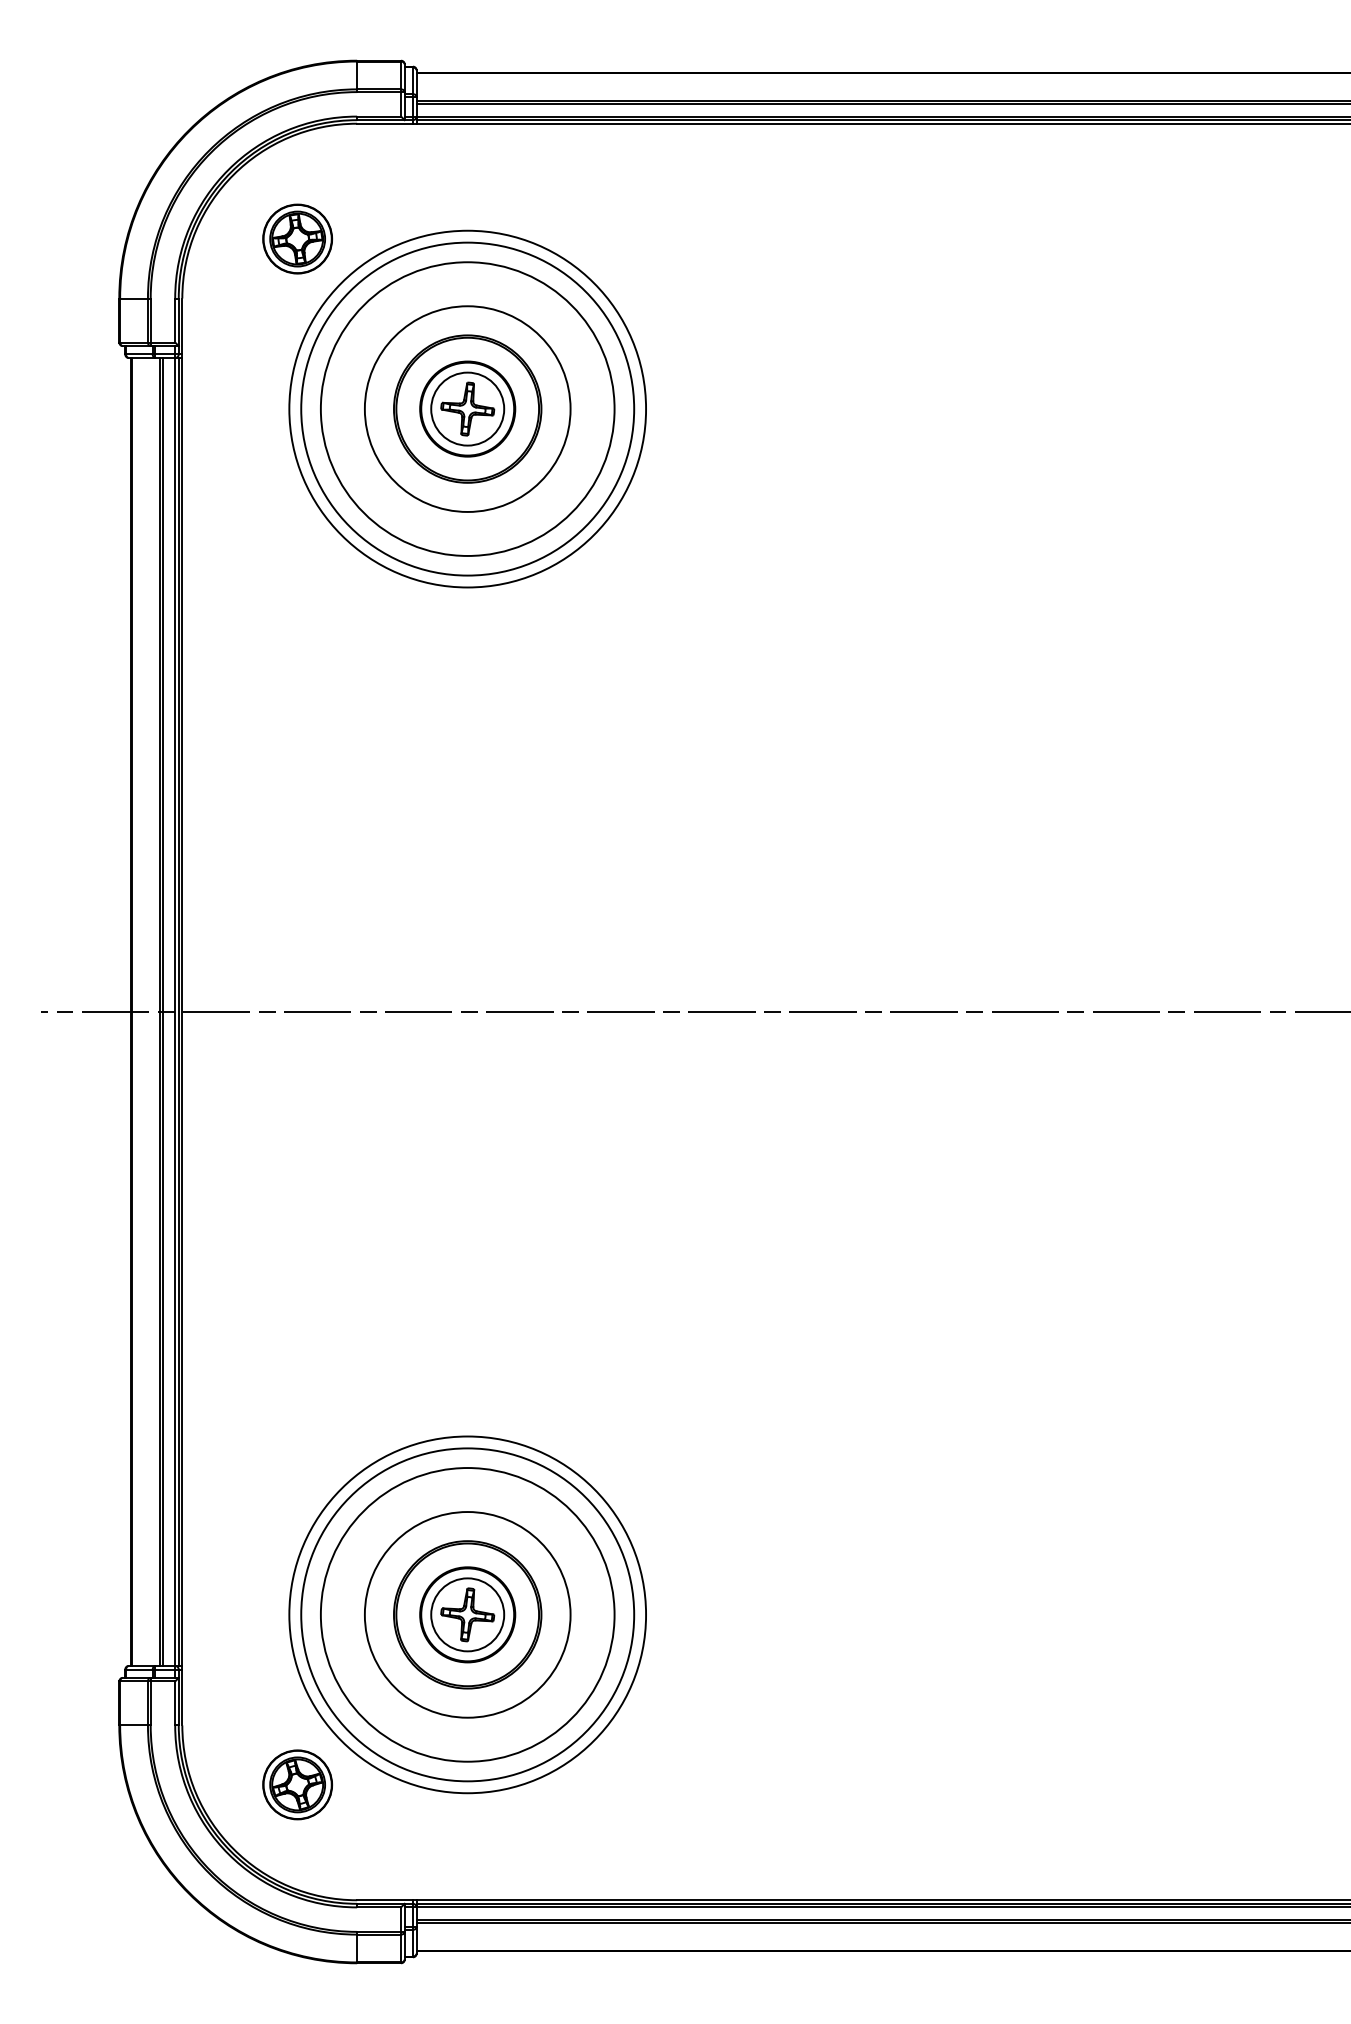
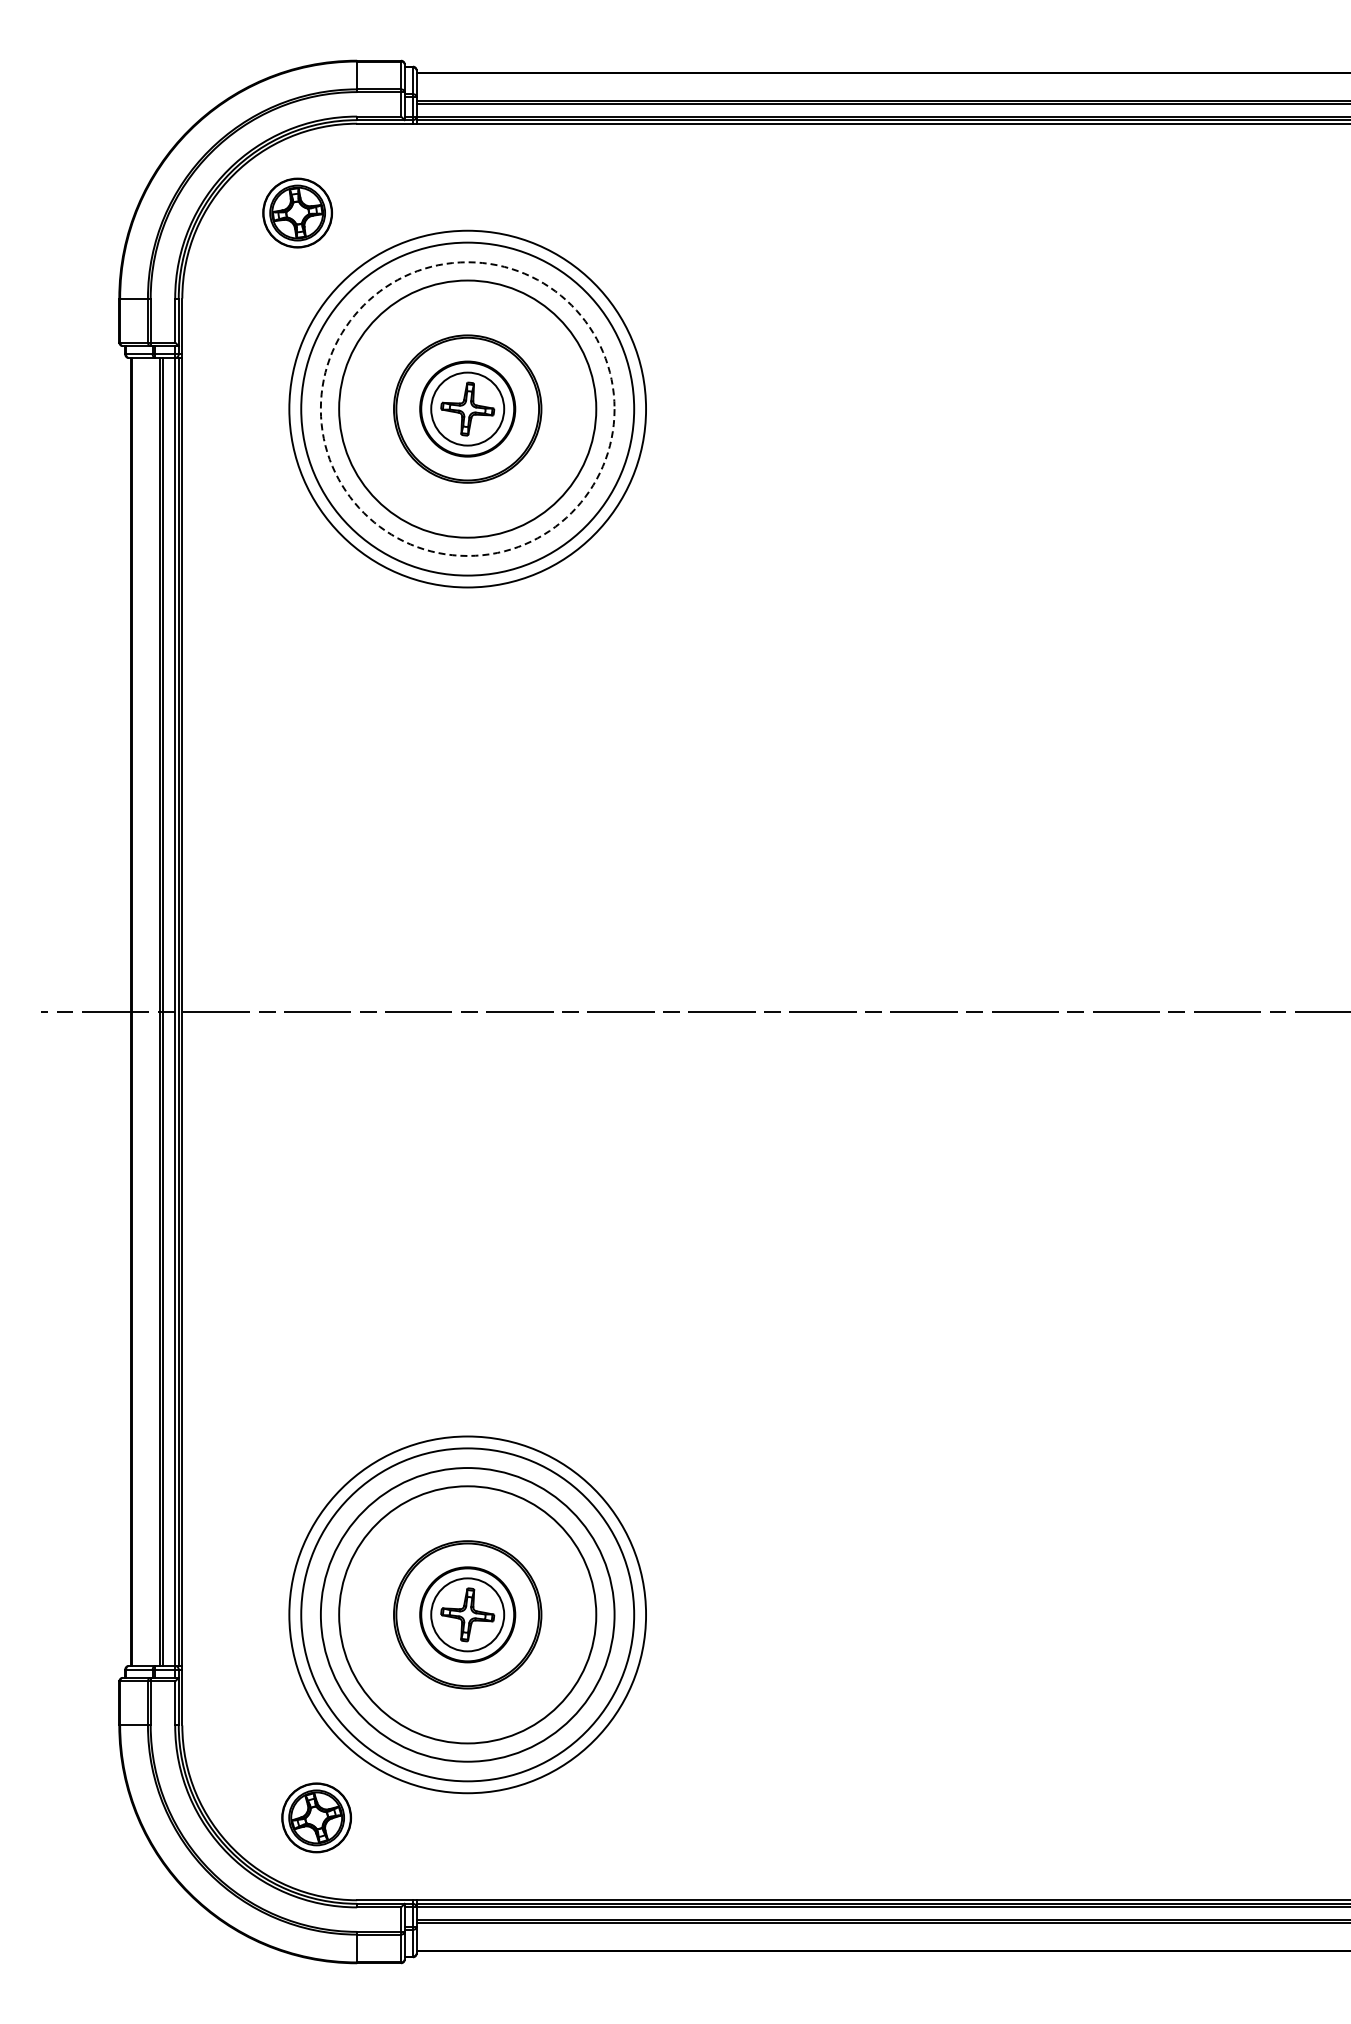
part position: (297, 238) -> (297, 212) (297, 212)
circle diameter: 206 px -> 257 px (467, 408)
circle: solid -> dashed (467, 408)
circle diameter: 206 px -> 257 px (467, 1614)
part position: (297, 1784) -> (316, 1817) (316, 1817)
